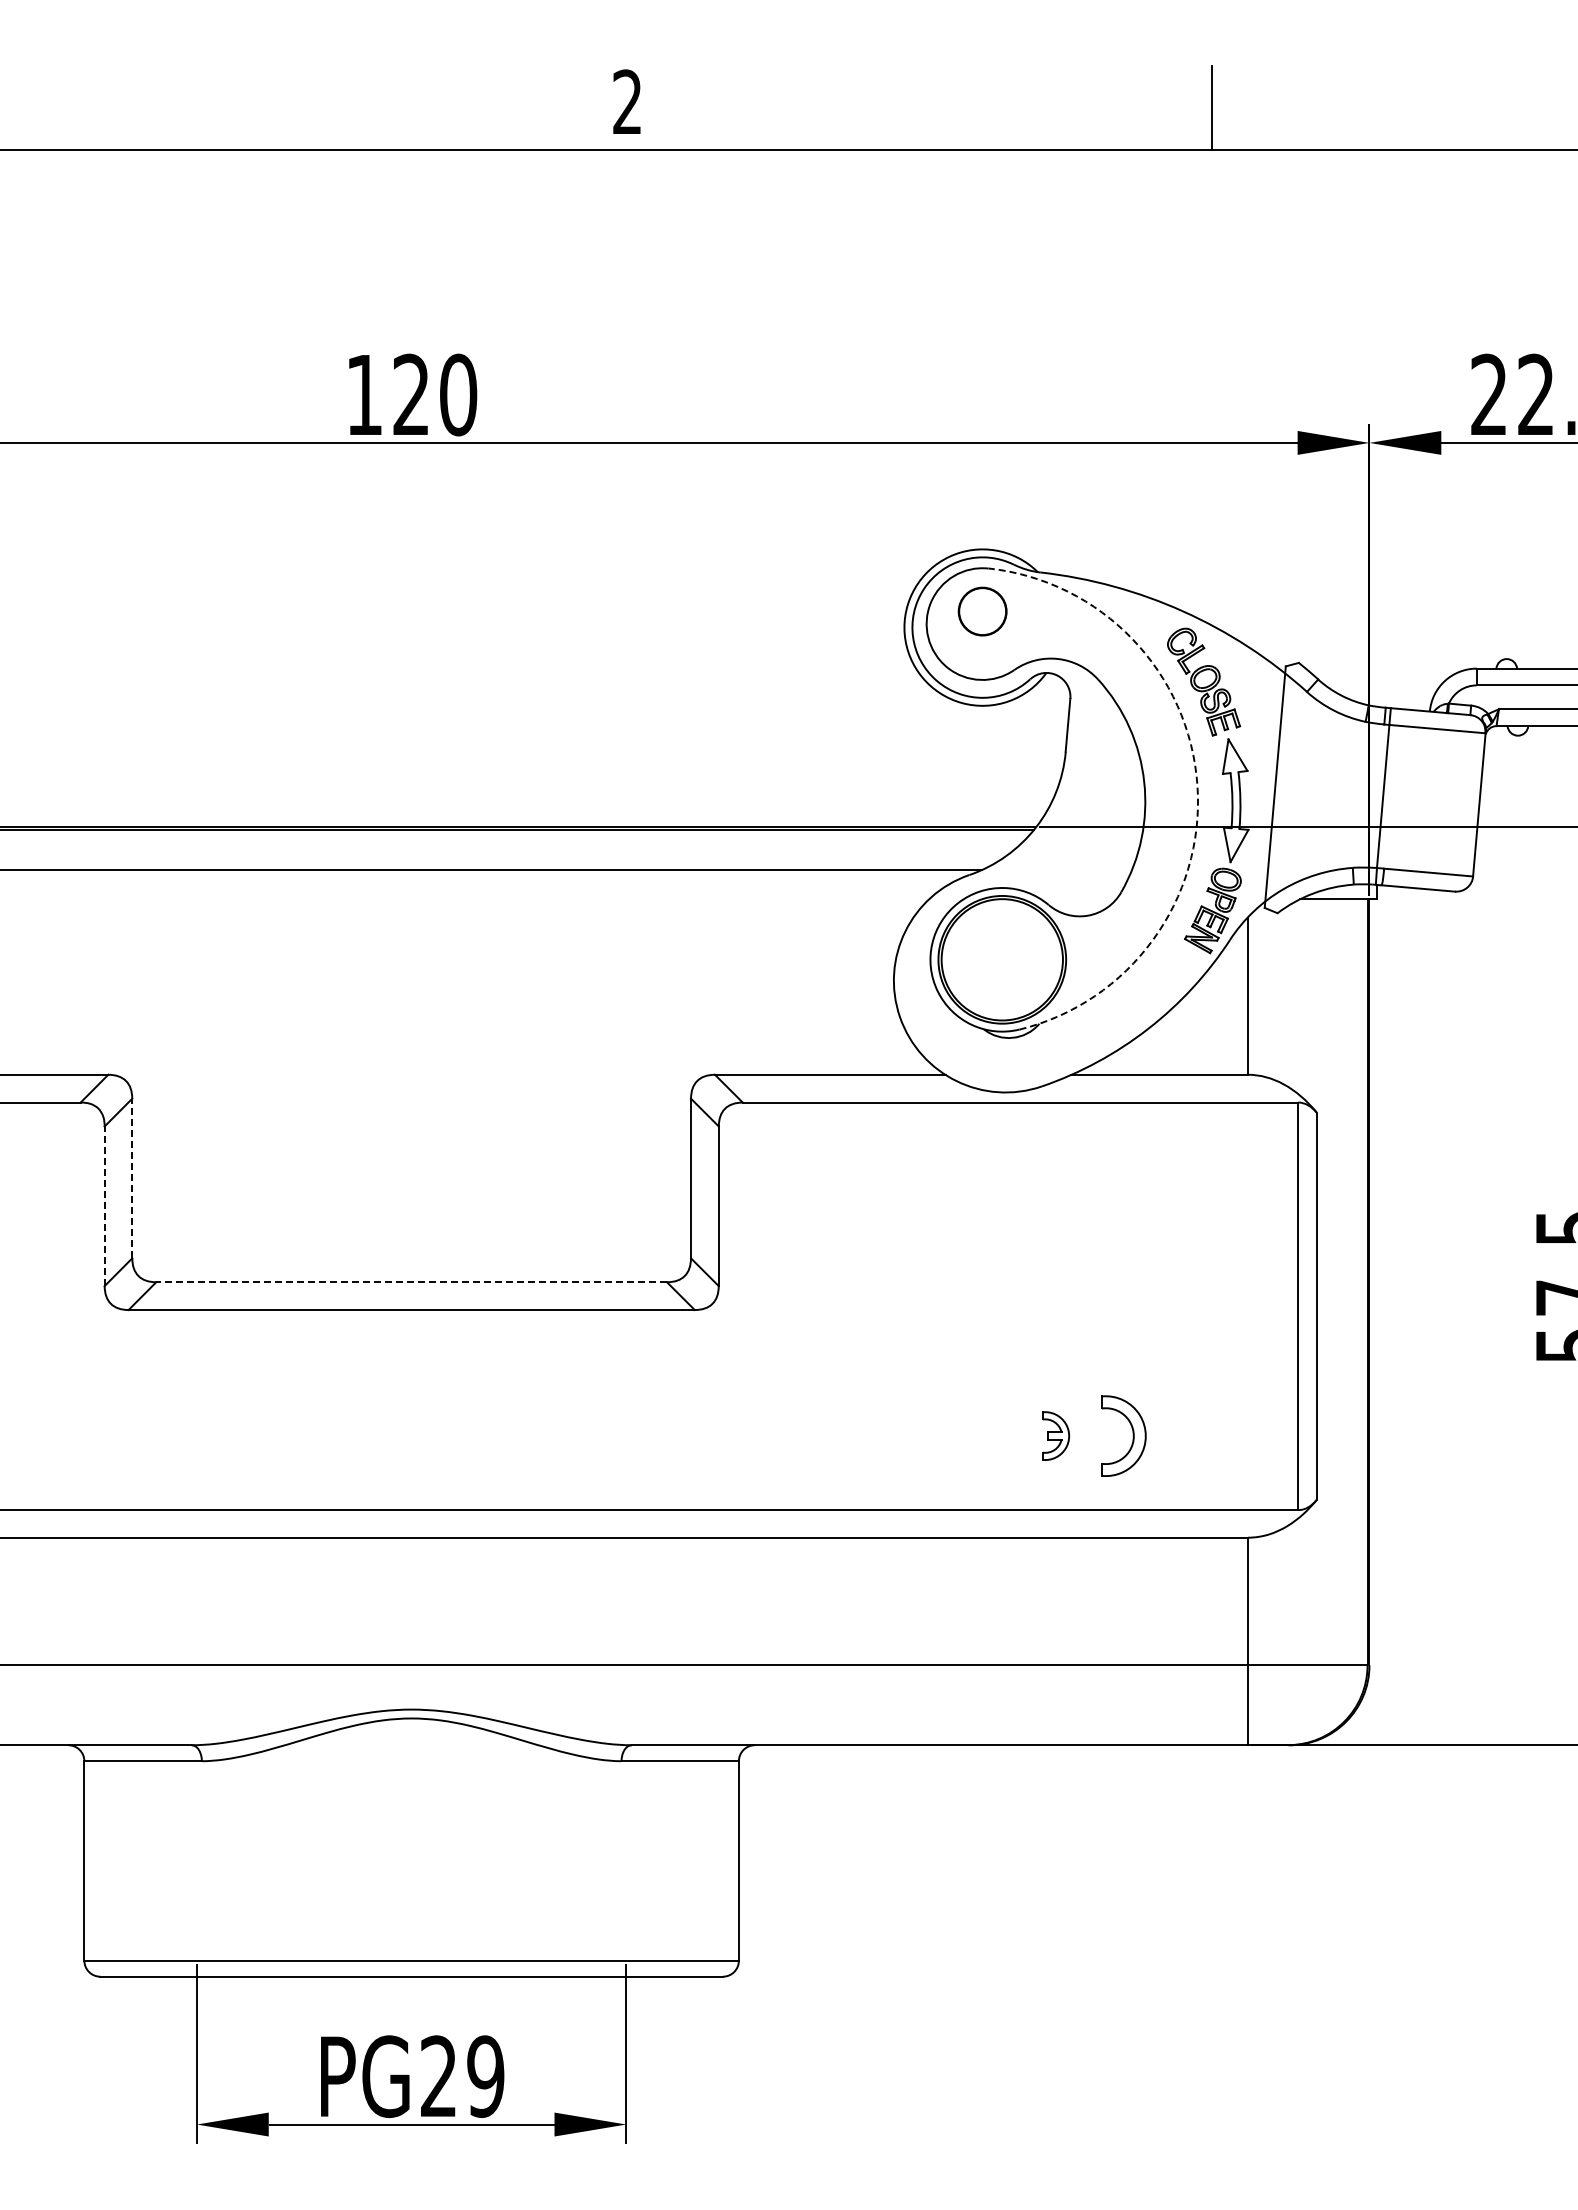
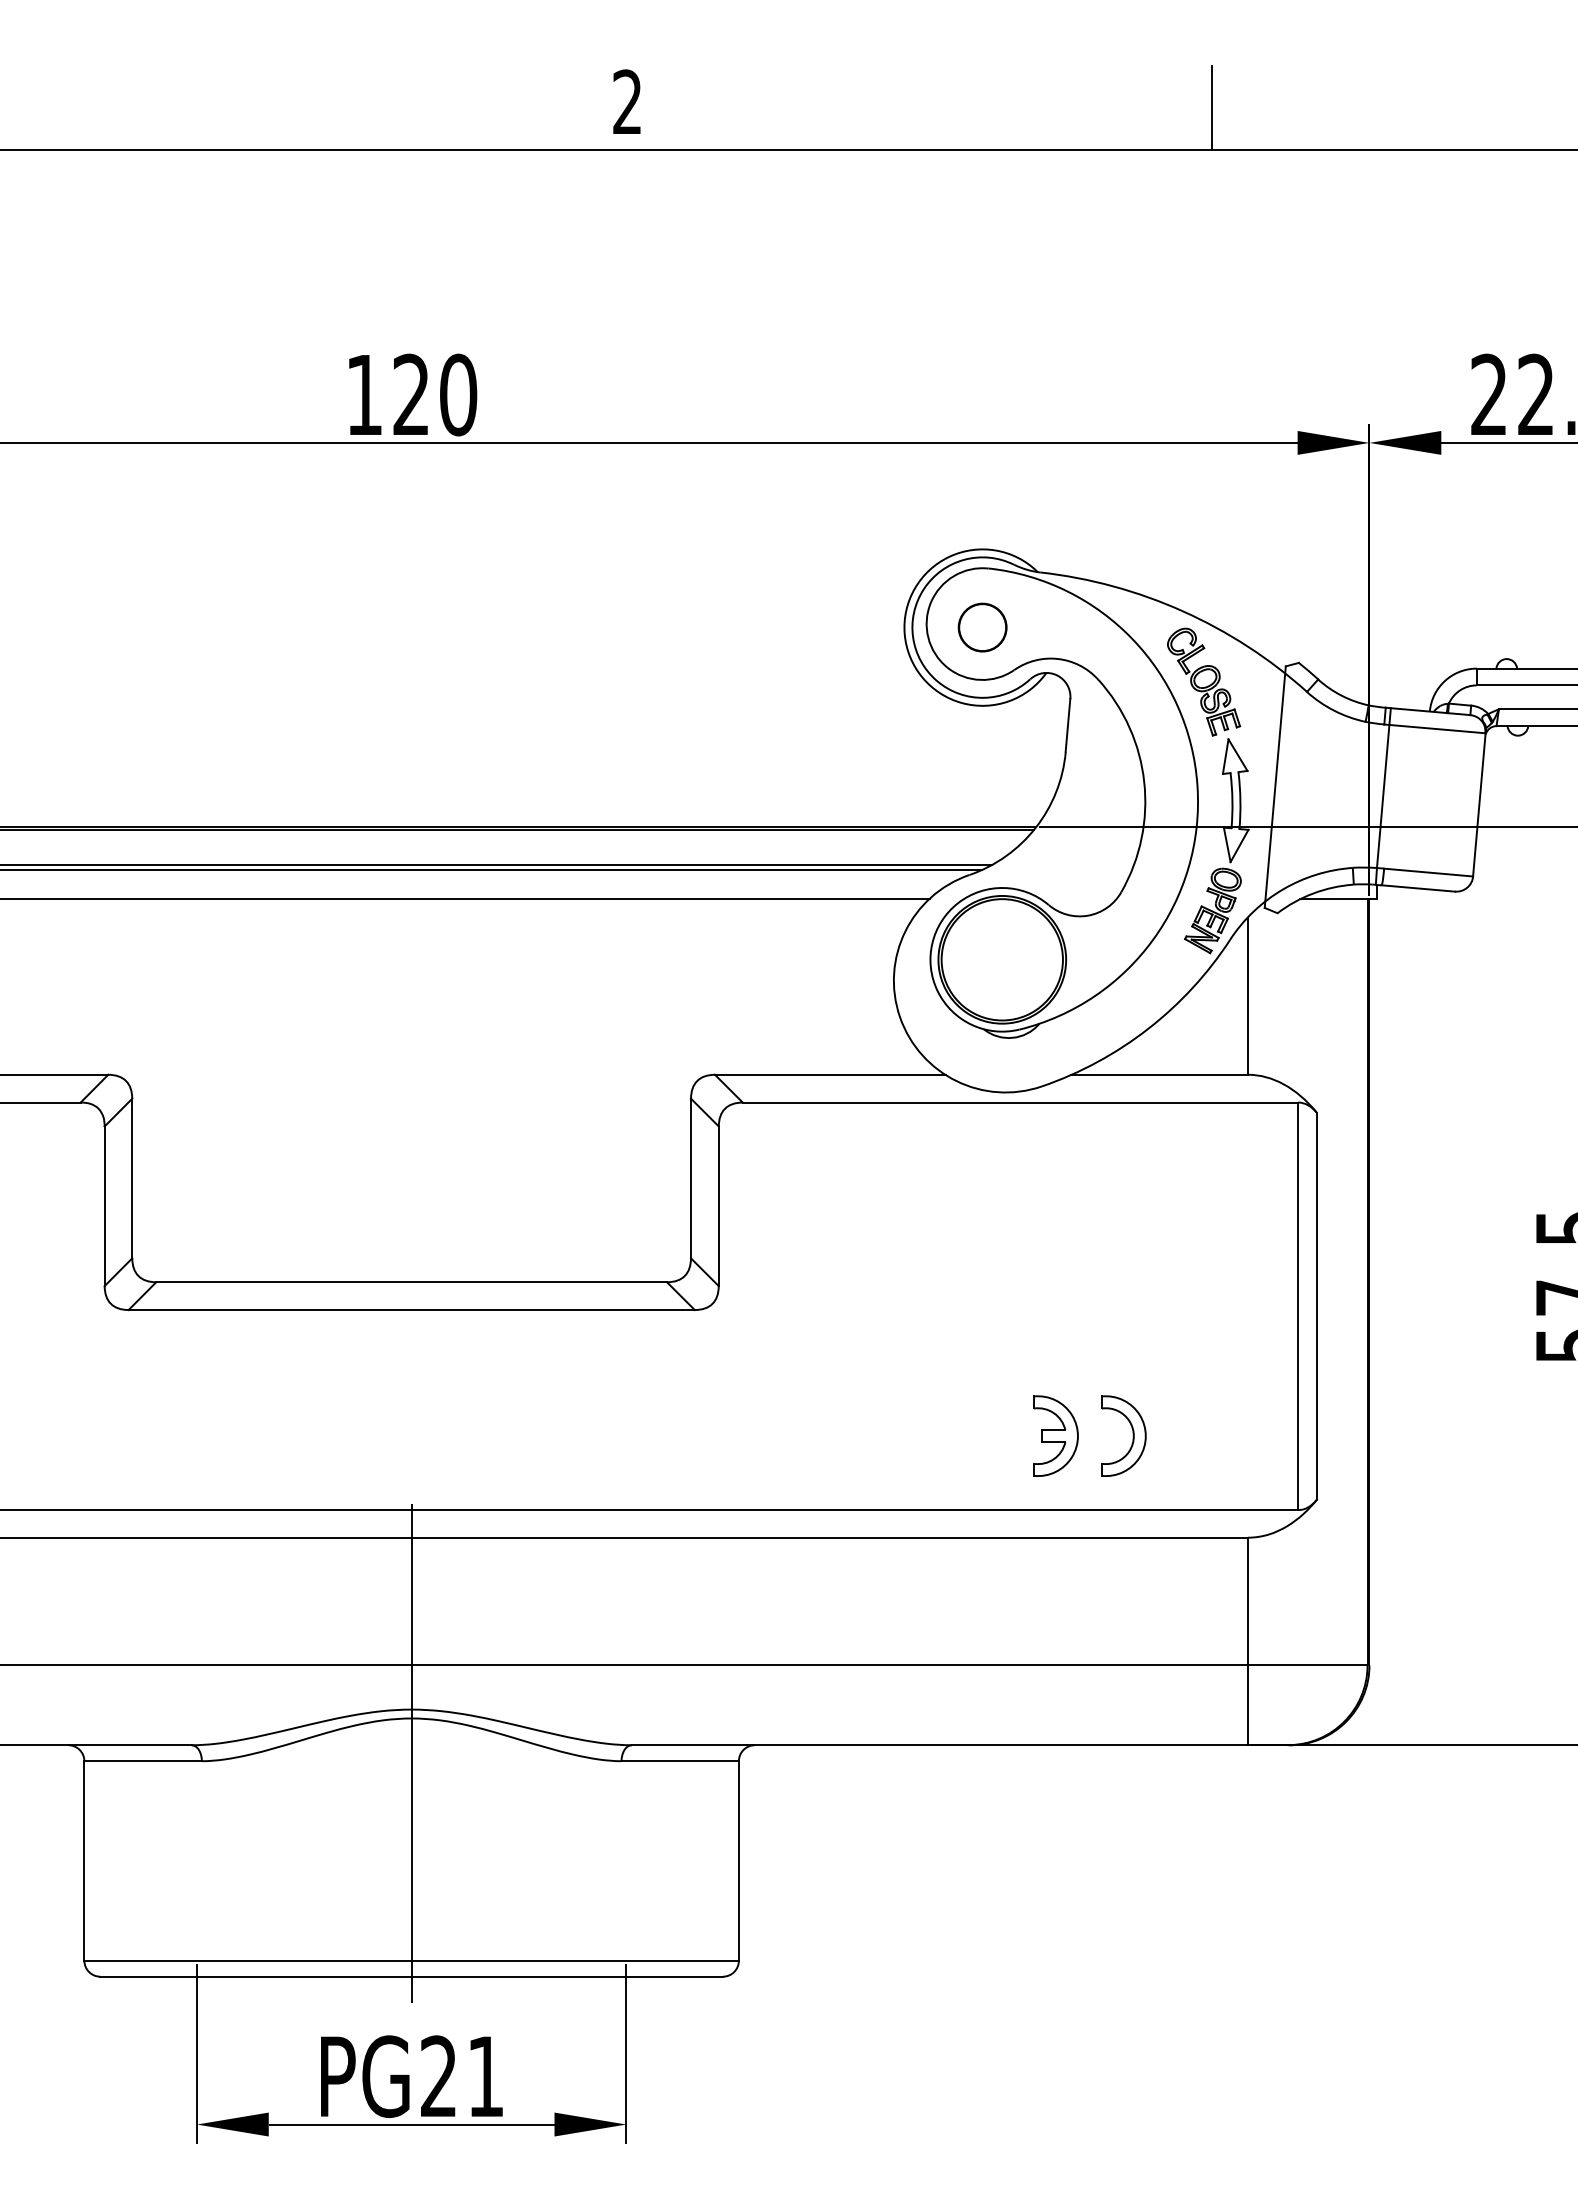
part position: (982, 611) -> (982, 627) (982, 627)
arc: dashed -> solid (1197, 786)
line: none -> present (496, 864)
line: none -> present (465, 899)
line: dashed -> solid (132, 1178)
line: dashed -> solid (104, 1206)
line: dashed -> solid (411, 1282)
part size: 28x50 px -> 46x82 px (1055, 1435)
line: none -> present (411, 1753)
text: PG29 -> PG21 (485, 2076)
